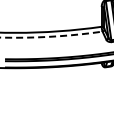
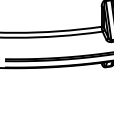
arc: dashed -> solid (52, 36)
